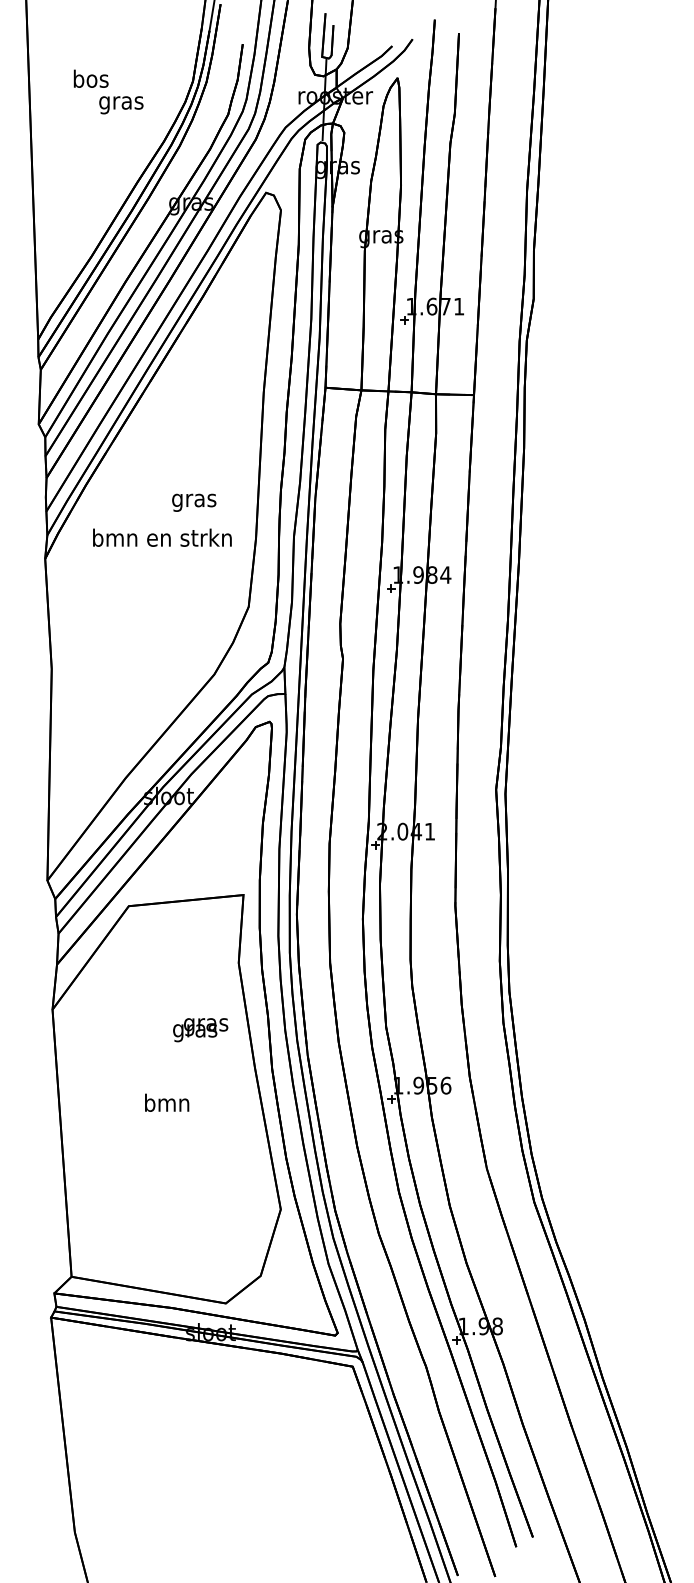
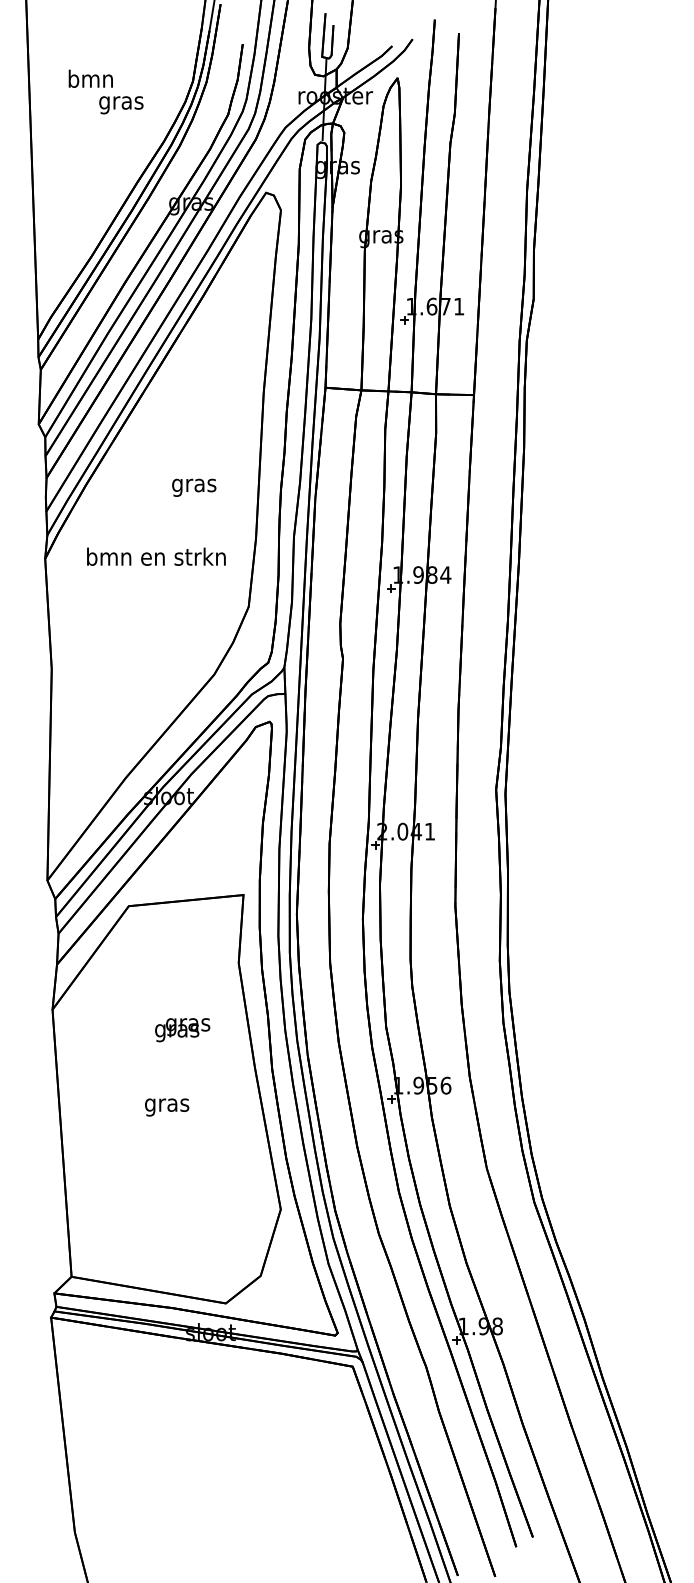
text: bos -> bmn (90, 78)
text position: (194, 502) -> (194, 487) (194, 487)
text position: (162, 537) -> (156, 556) (156, 556)
text position: (200, 1030) -> (182, 1030) (182, 1030)
text: bmn -> gras (167, 1104)
